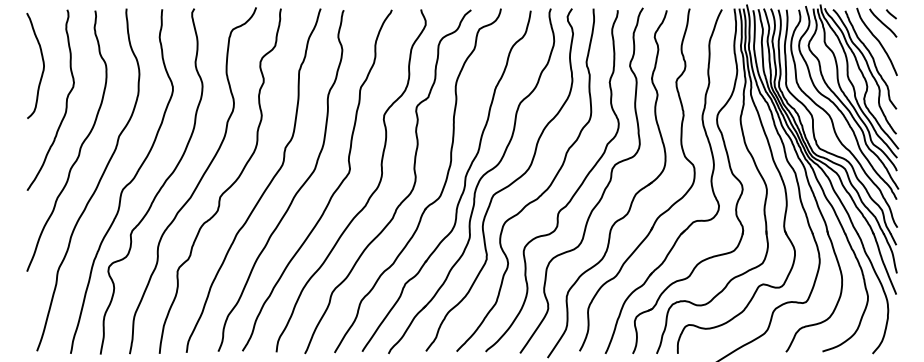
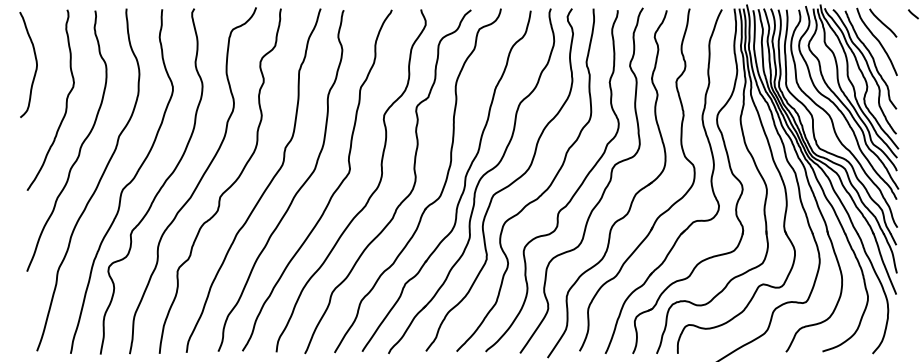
line position: (891, 14) -> (913, 14) (913, 14)
curve position: (42, 63) -> (35, 62) (35, 62)
